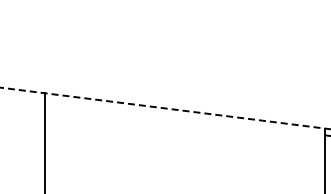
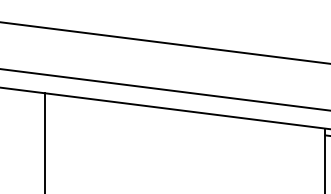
line: none -> present (164, 42)
line: none -> present (164, 89)
line: dashed -> solid (164, 108)
